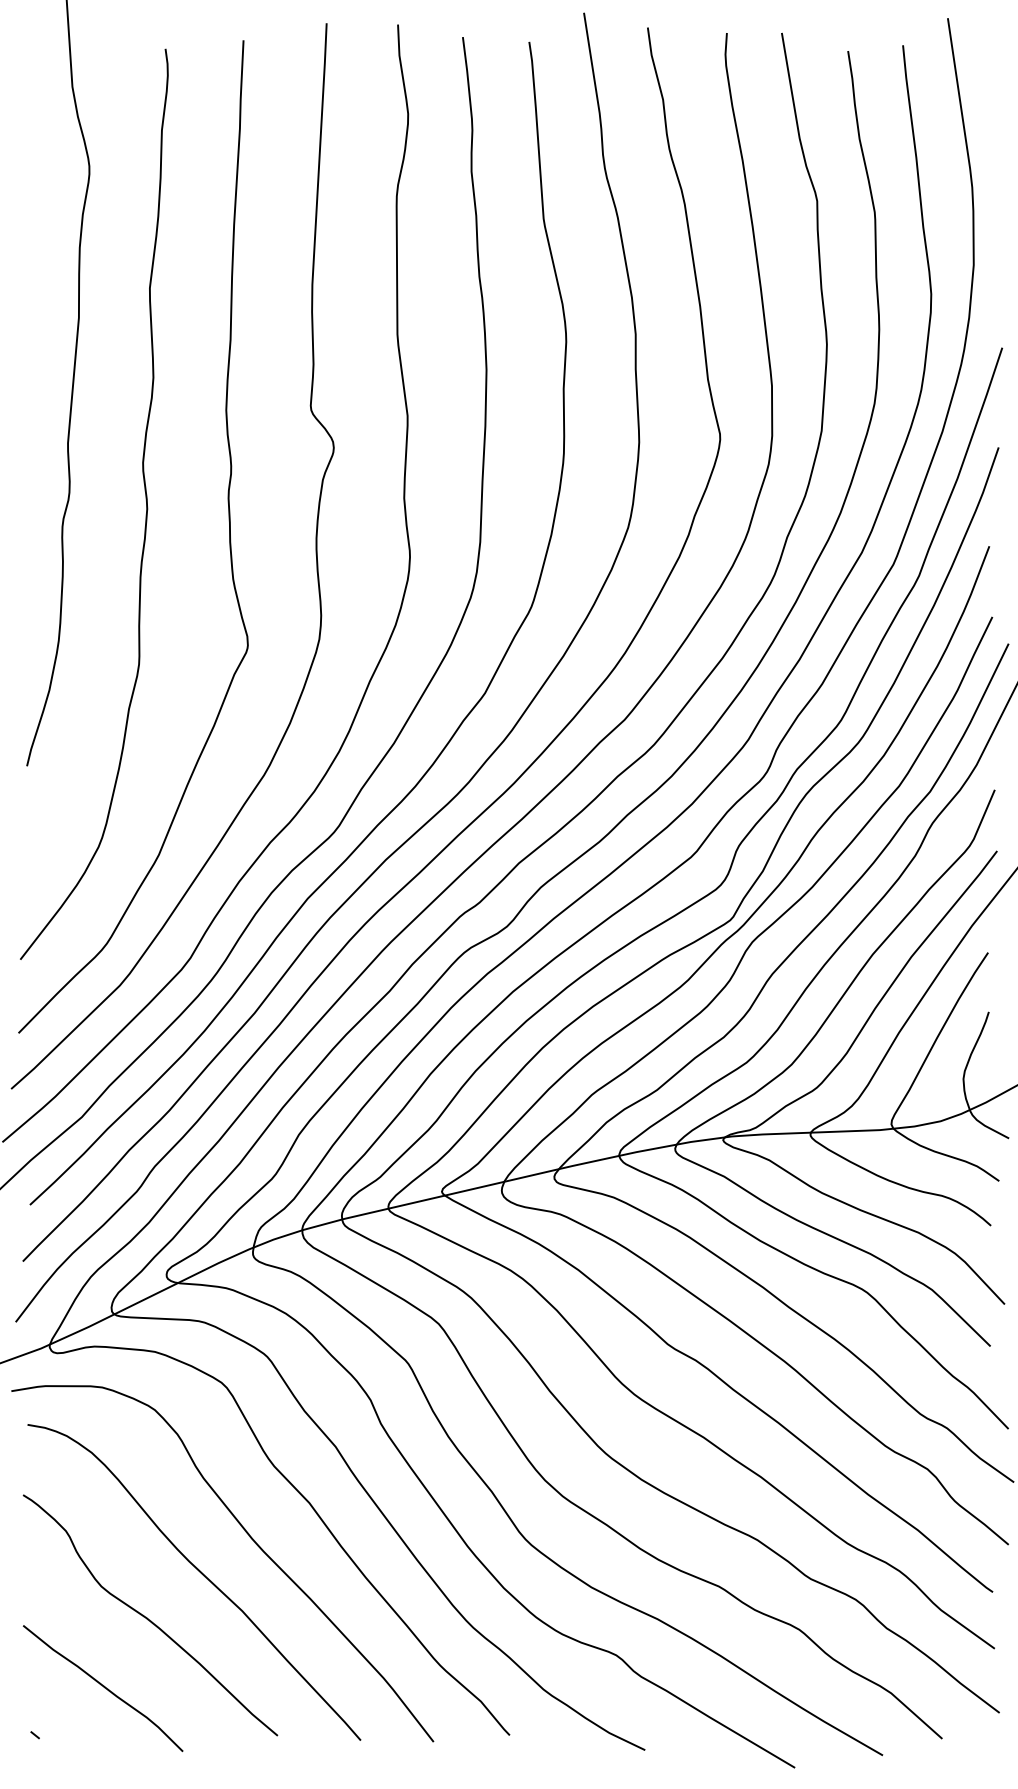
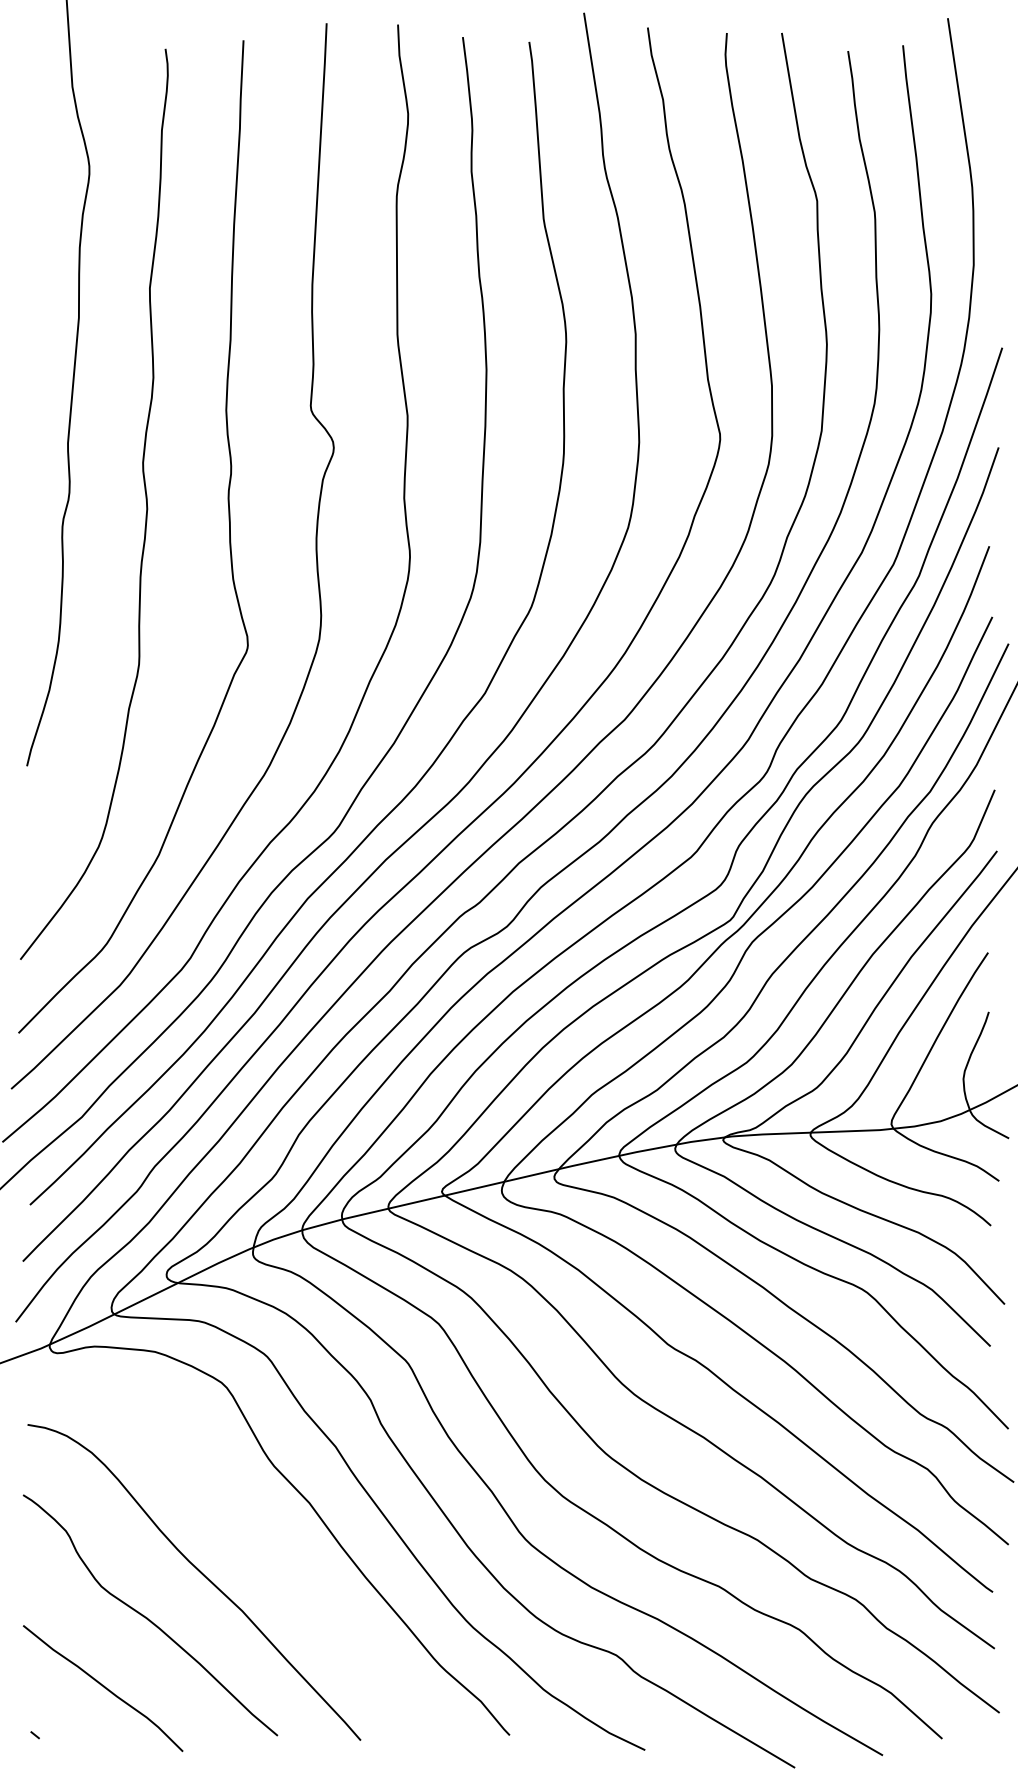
curve: present -> none (249, 1537)
